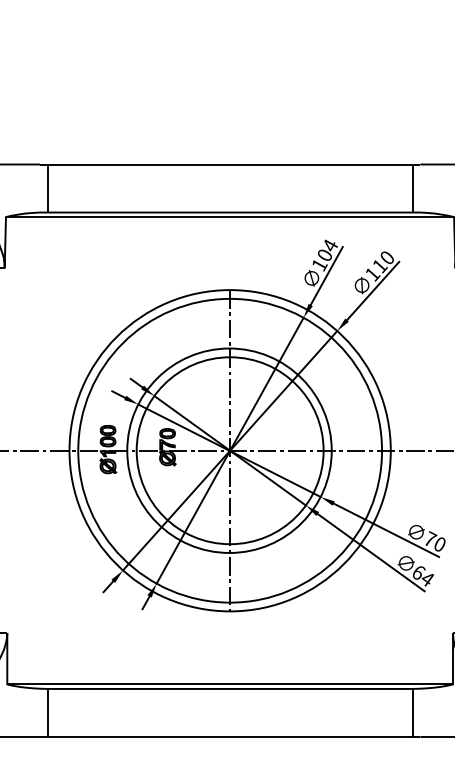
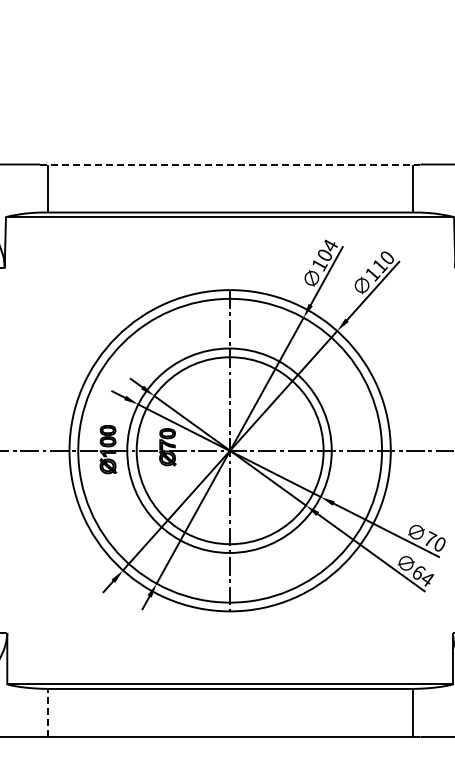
line: solid -> dashed (230, 164)
line: solid -> dashed (47, 712)
